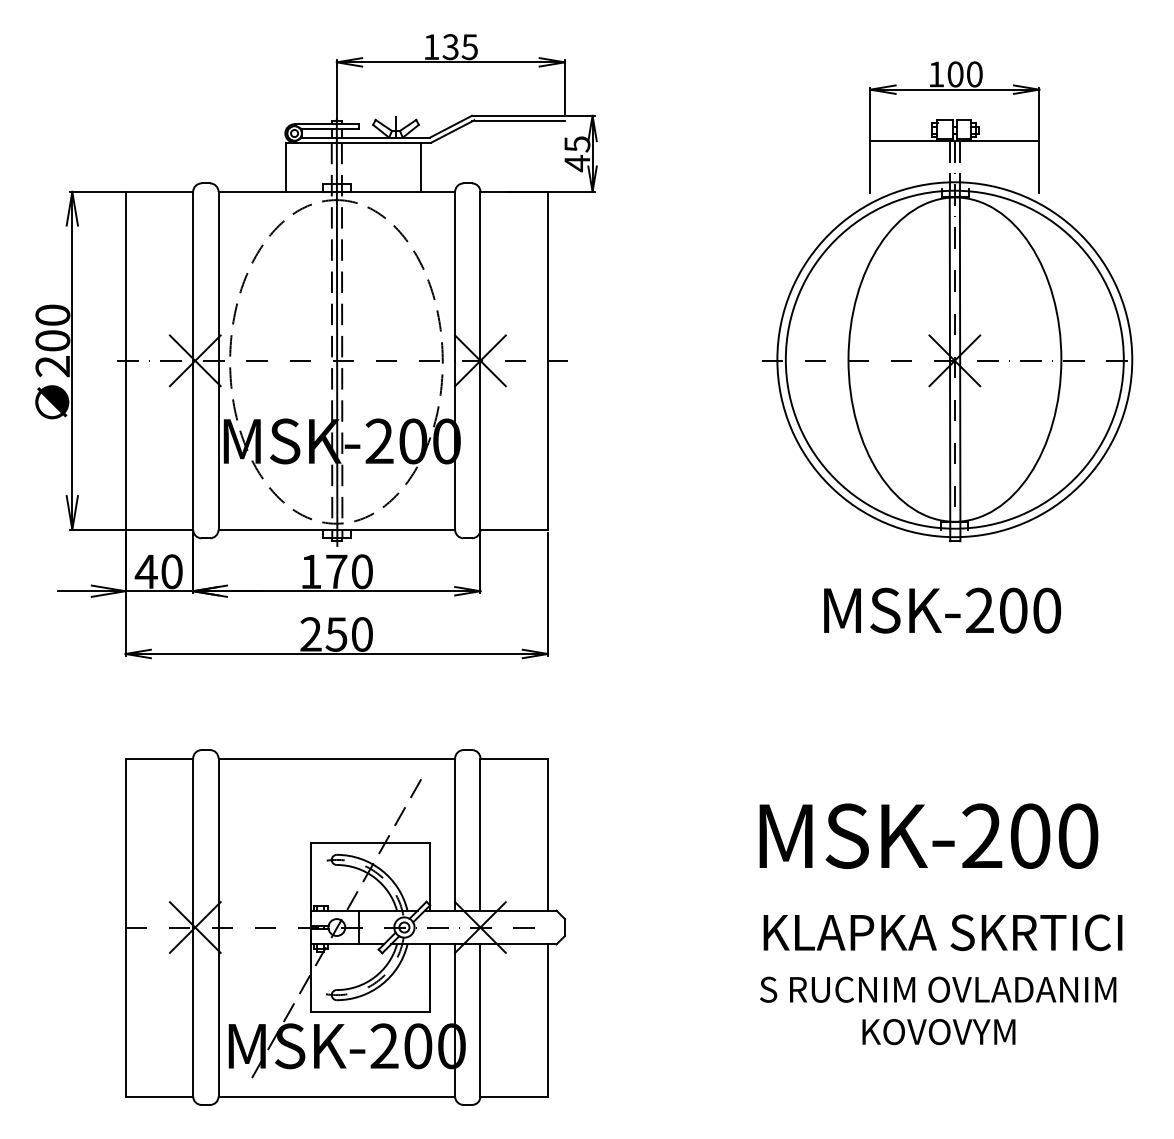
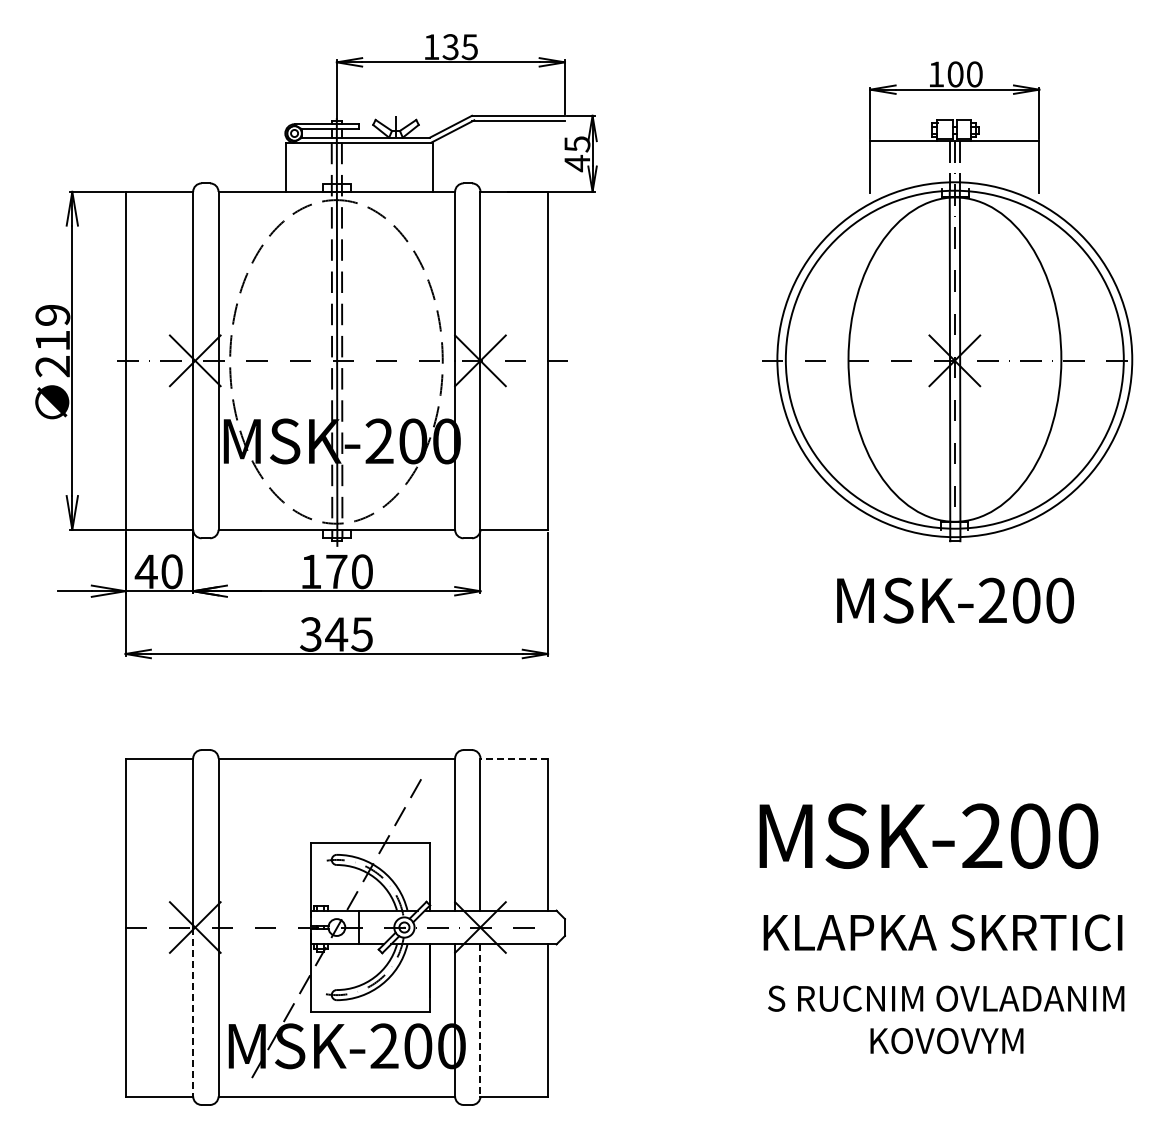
line position: (421, 167) -> (433, 167) (433, 167)
text: 200 -> 219 (52, 327)
text position: (942, 610) -> (955, 600) (955, 600)
text: 250 -> 345 (336, 634)
line: solid -> dashed (514, 758)
text position: (938, 1010) -> (946, 1019) (946, 1019)
line: solid -> dashed (193, 1012)
line: solid -> dashed (480, 1020)
